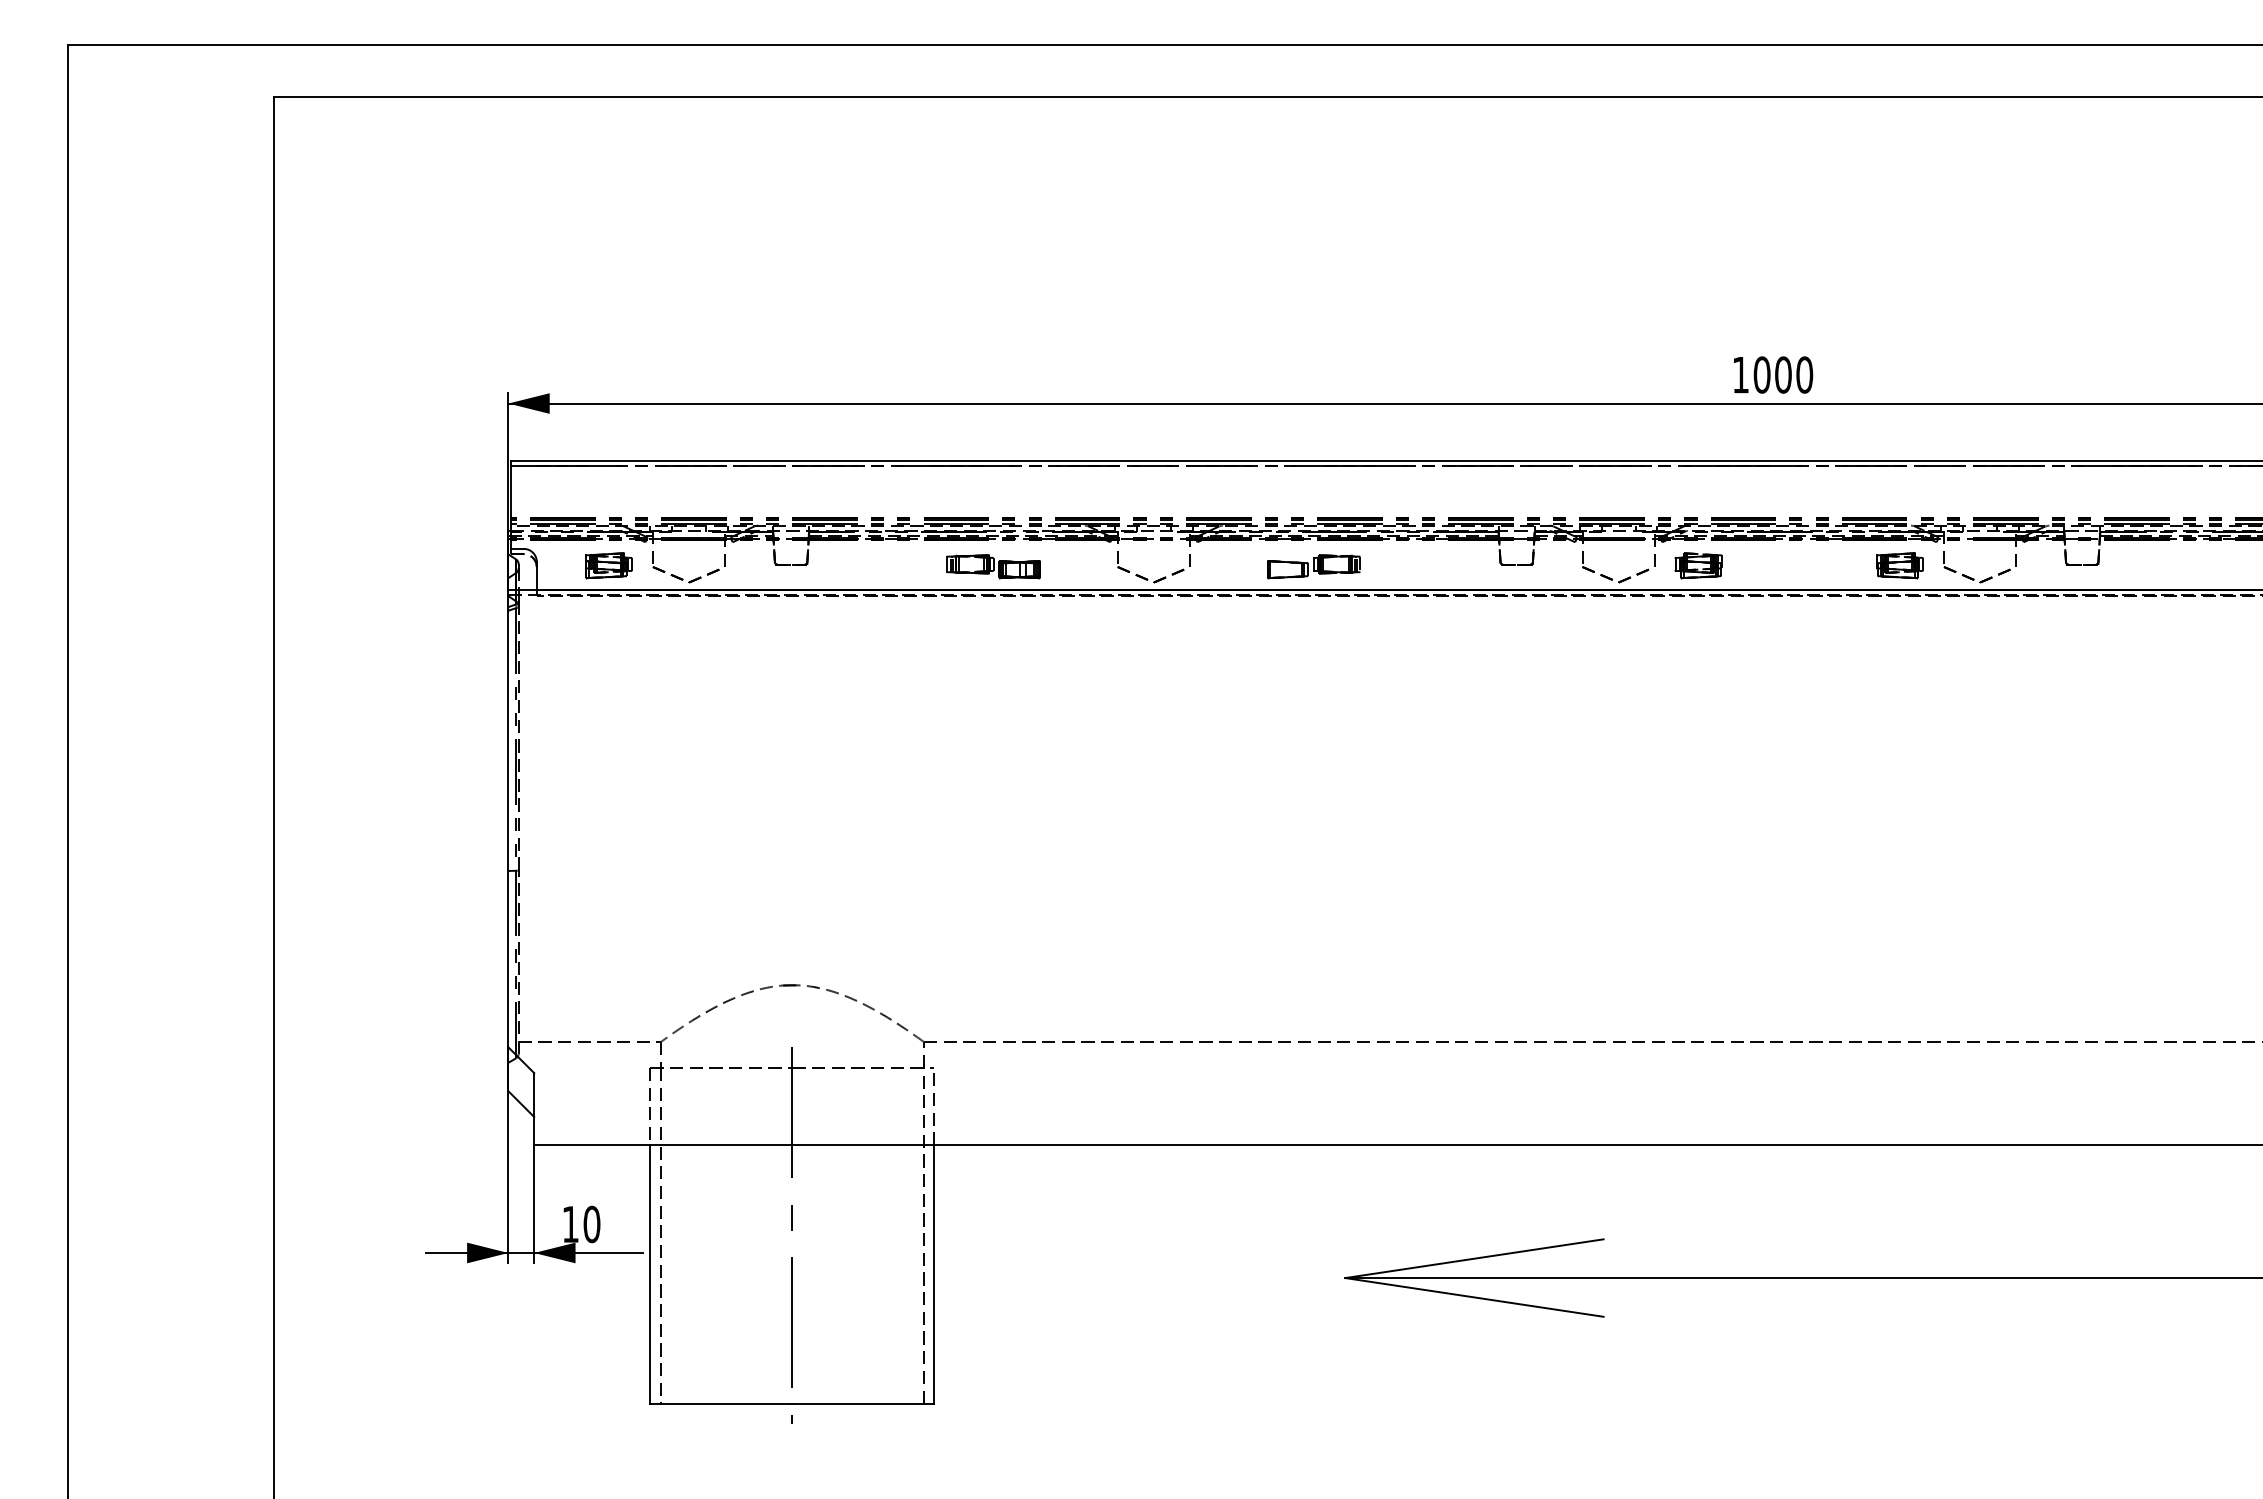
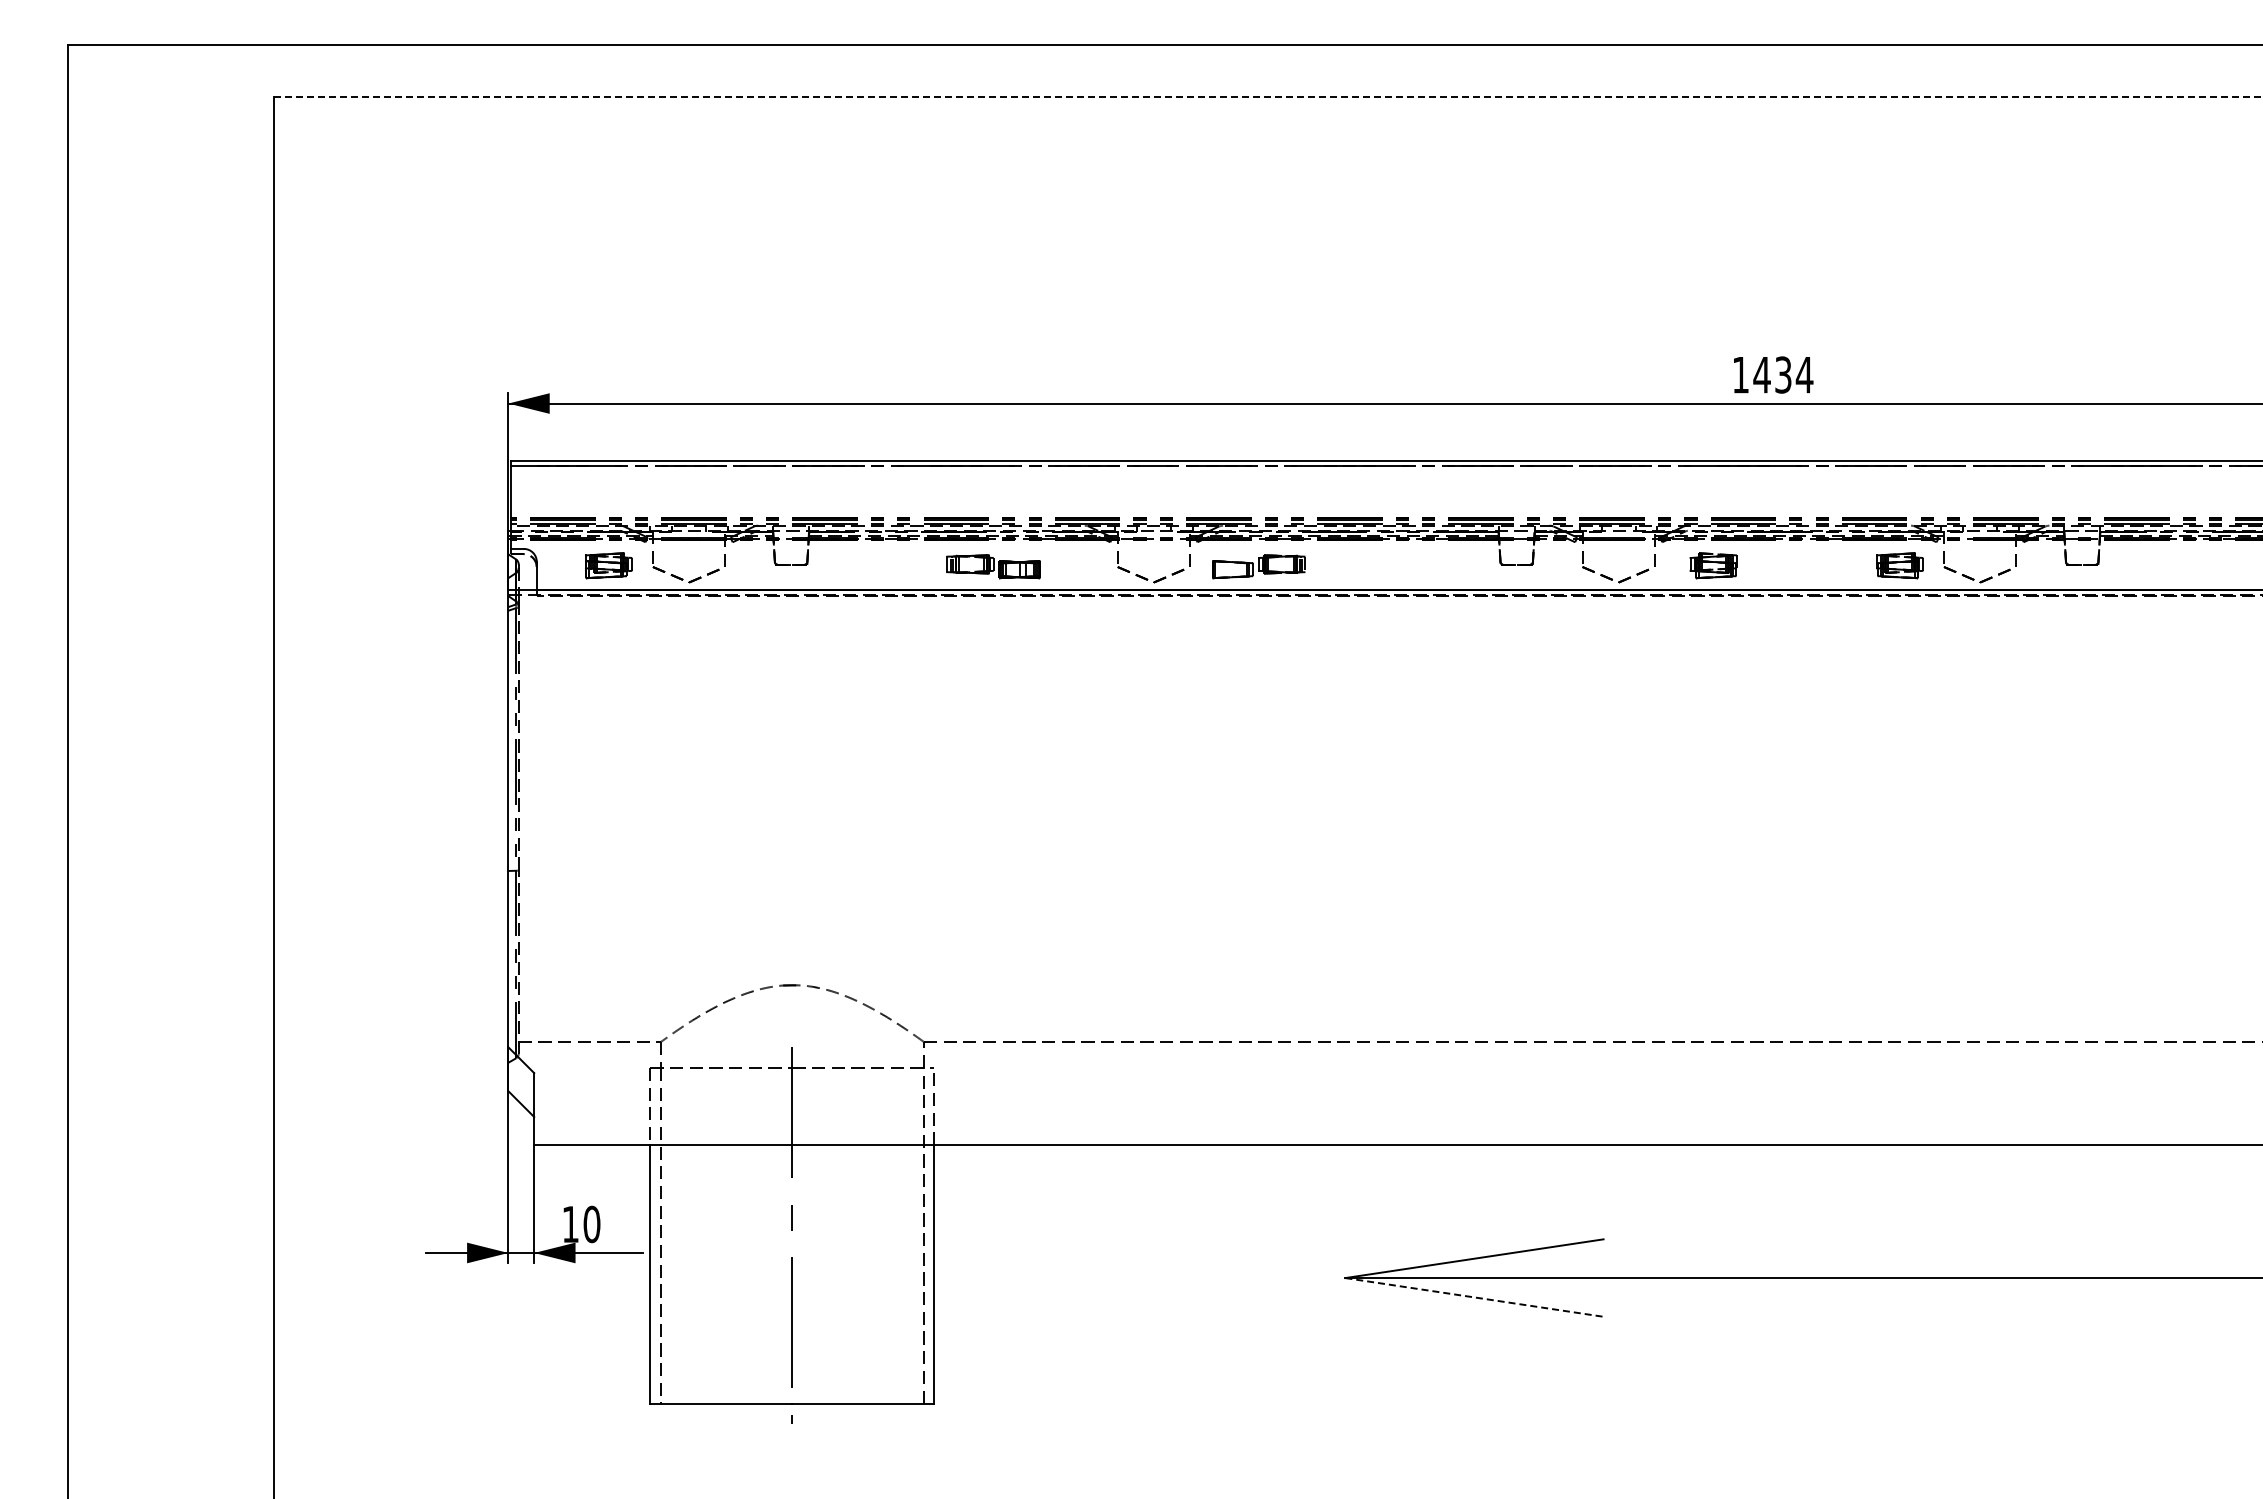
line: solid -> dashed (1268, 96)
text: 1000 -> 1434 (1783, 374)
part position: (1698, 565) -> (1713, 565) (1713, 565)
part position: (1313, 566) -> (1258, 566) (1258, 566)
line: solid -> dashed (1474, 1297)
